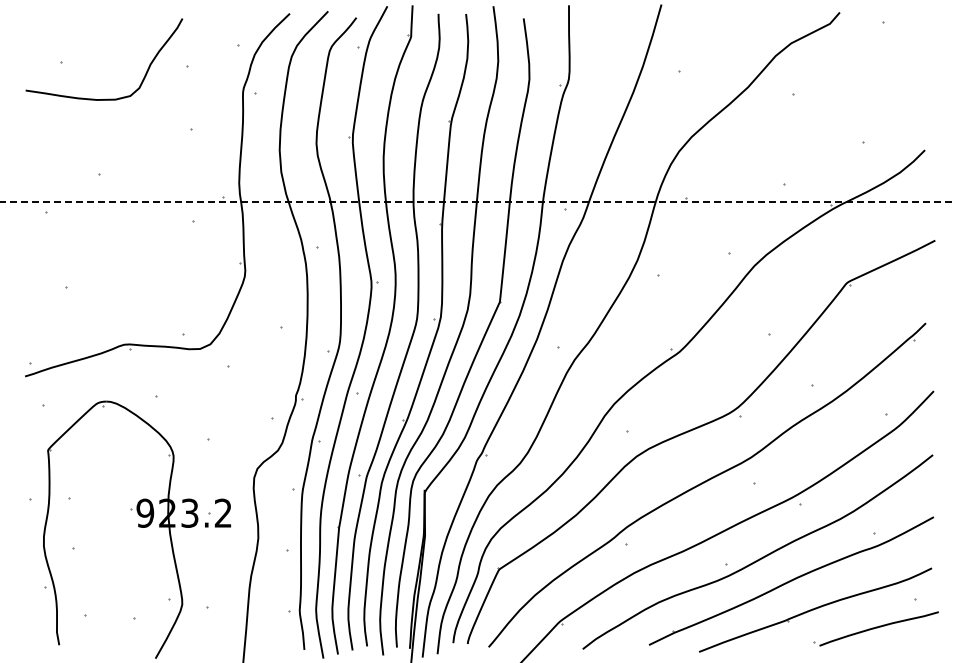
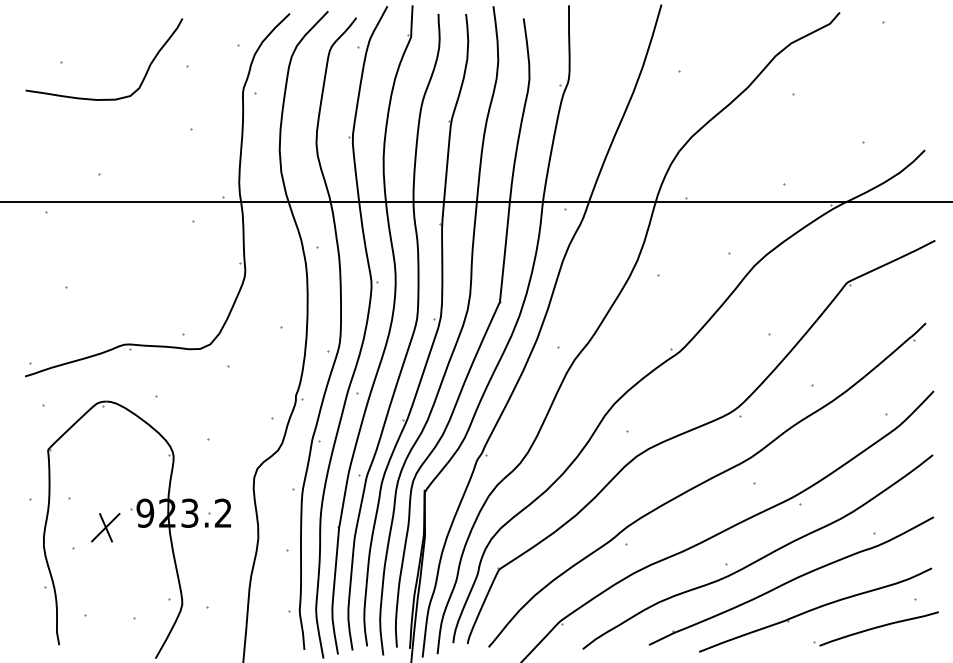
line: dashed -> solid (476, 201)
part: none -> present (105, 527)
